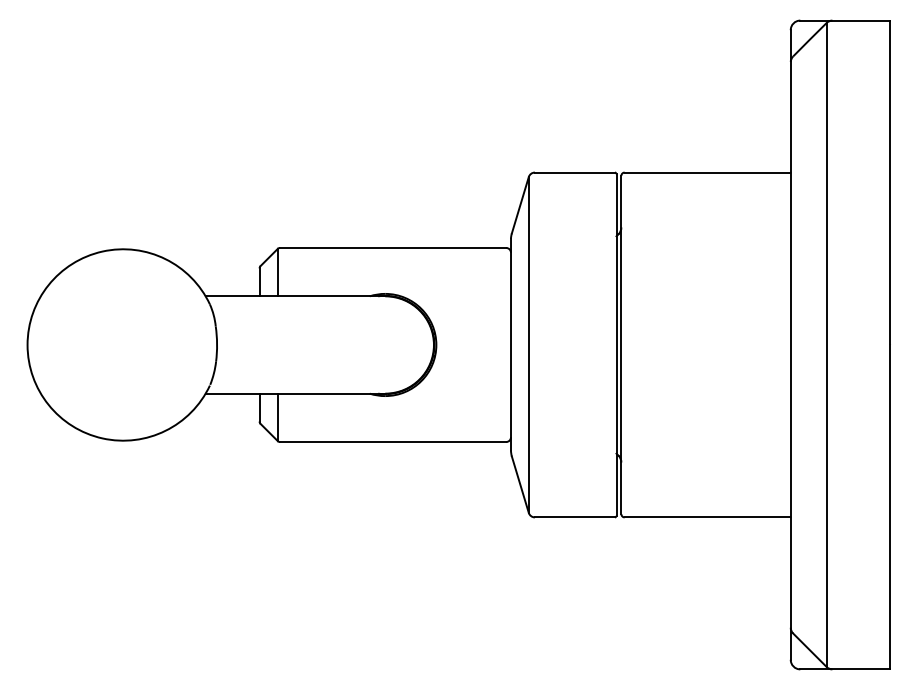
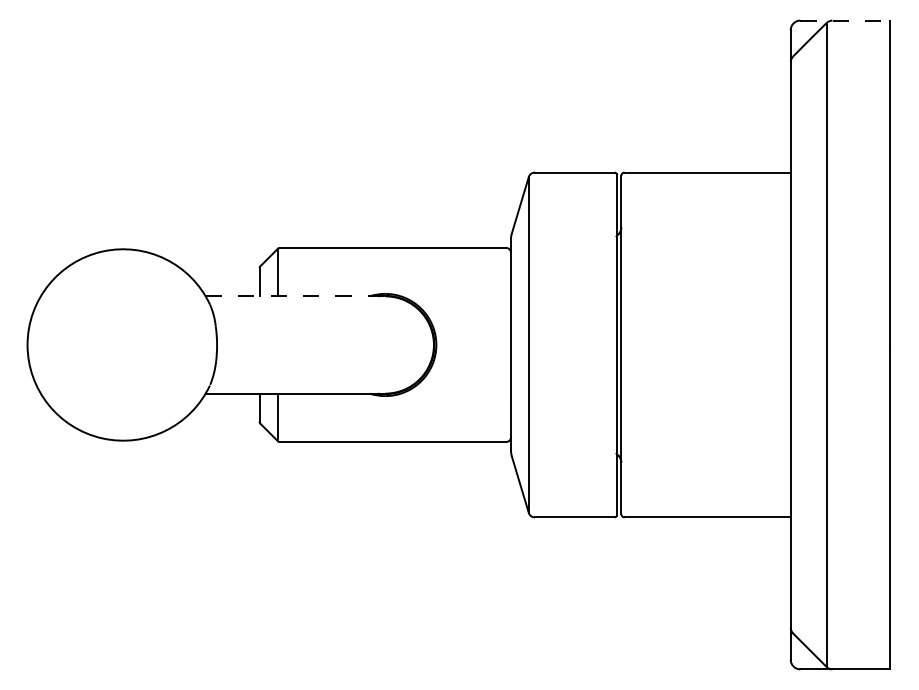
line: solid -> dashed (845, 20)
line: solid -> dashed (295, 296)
